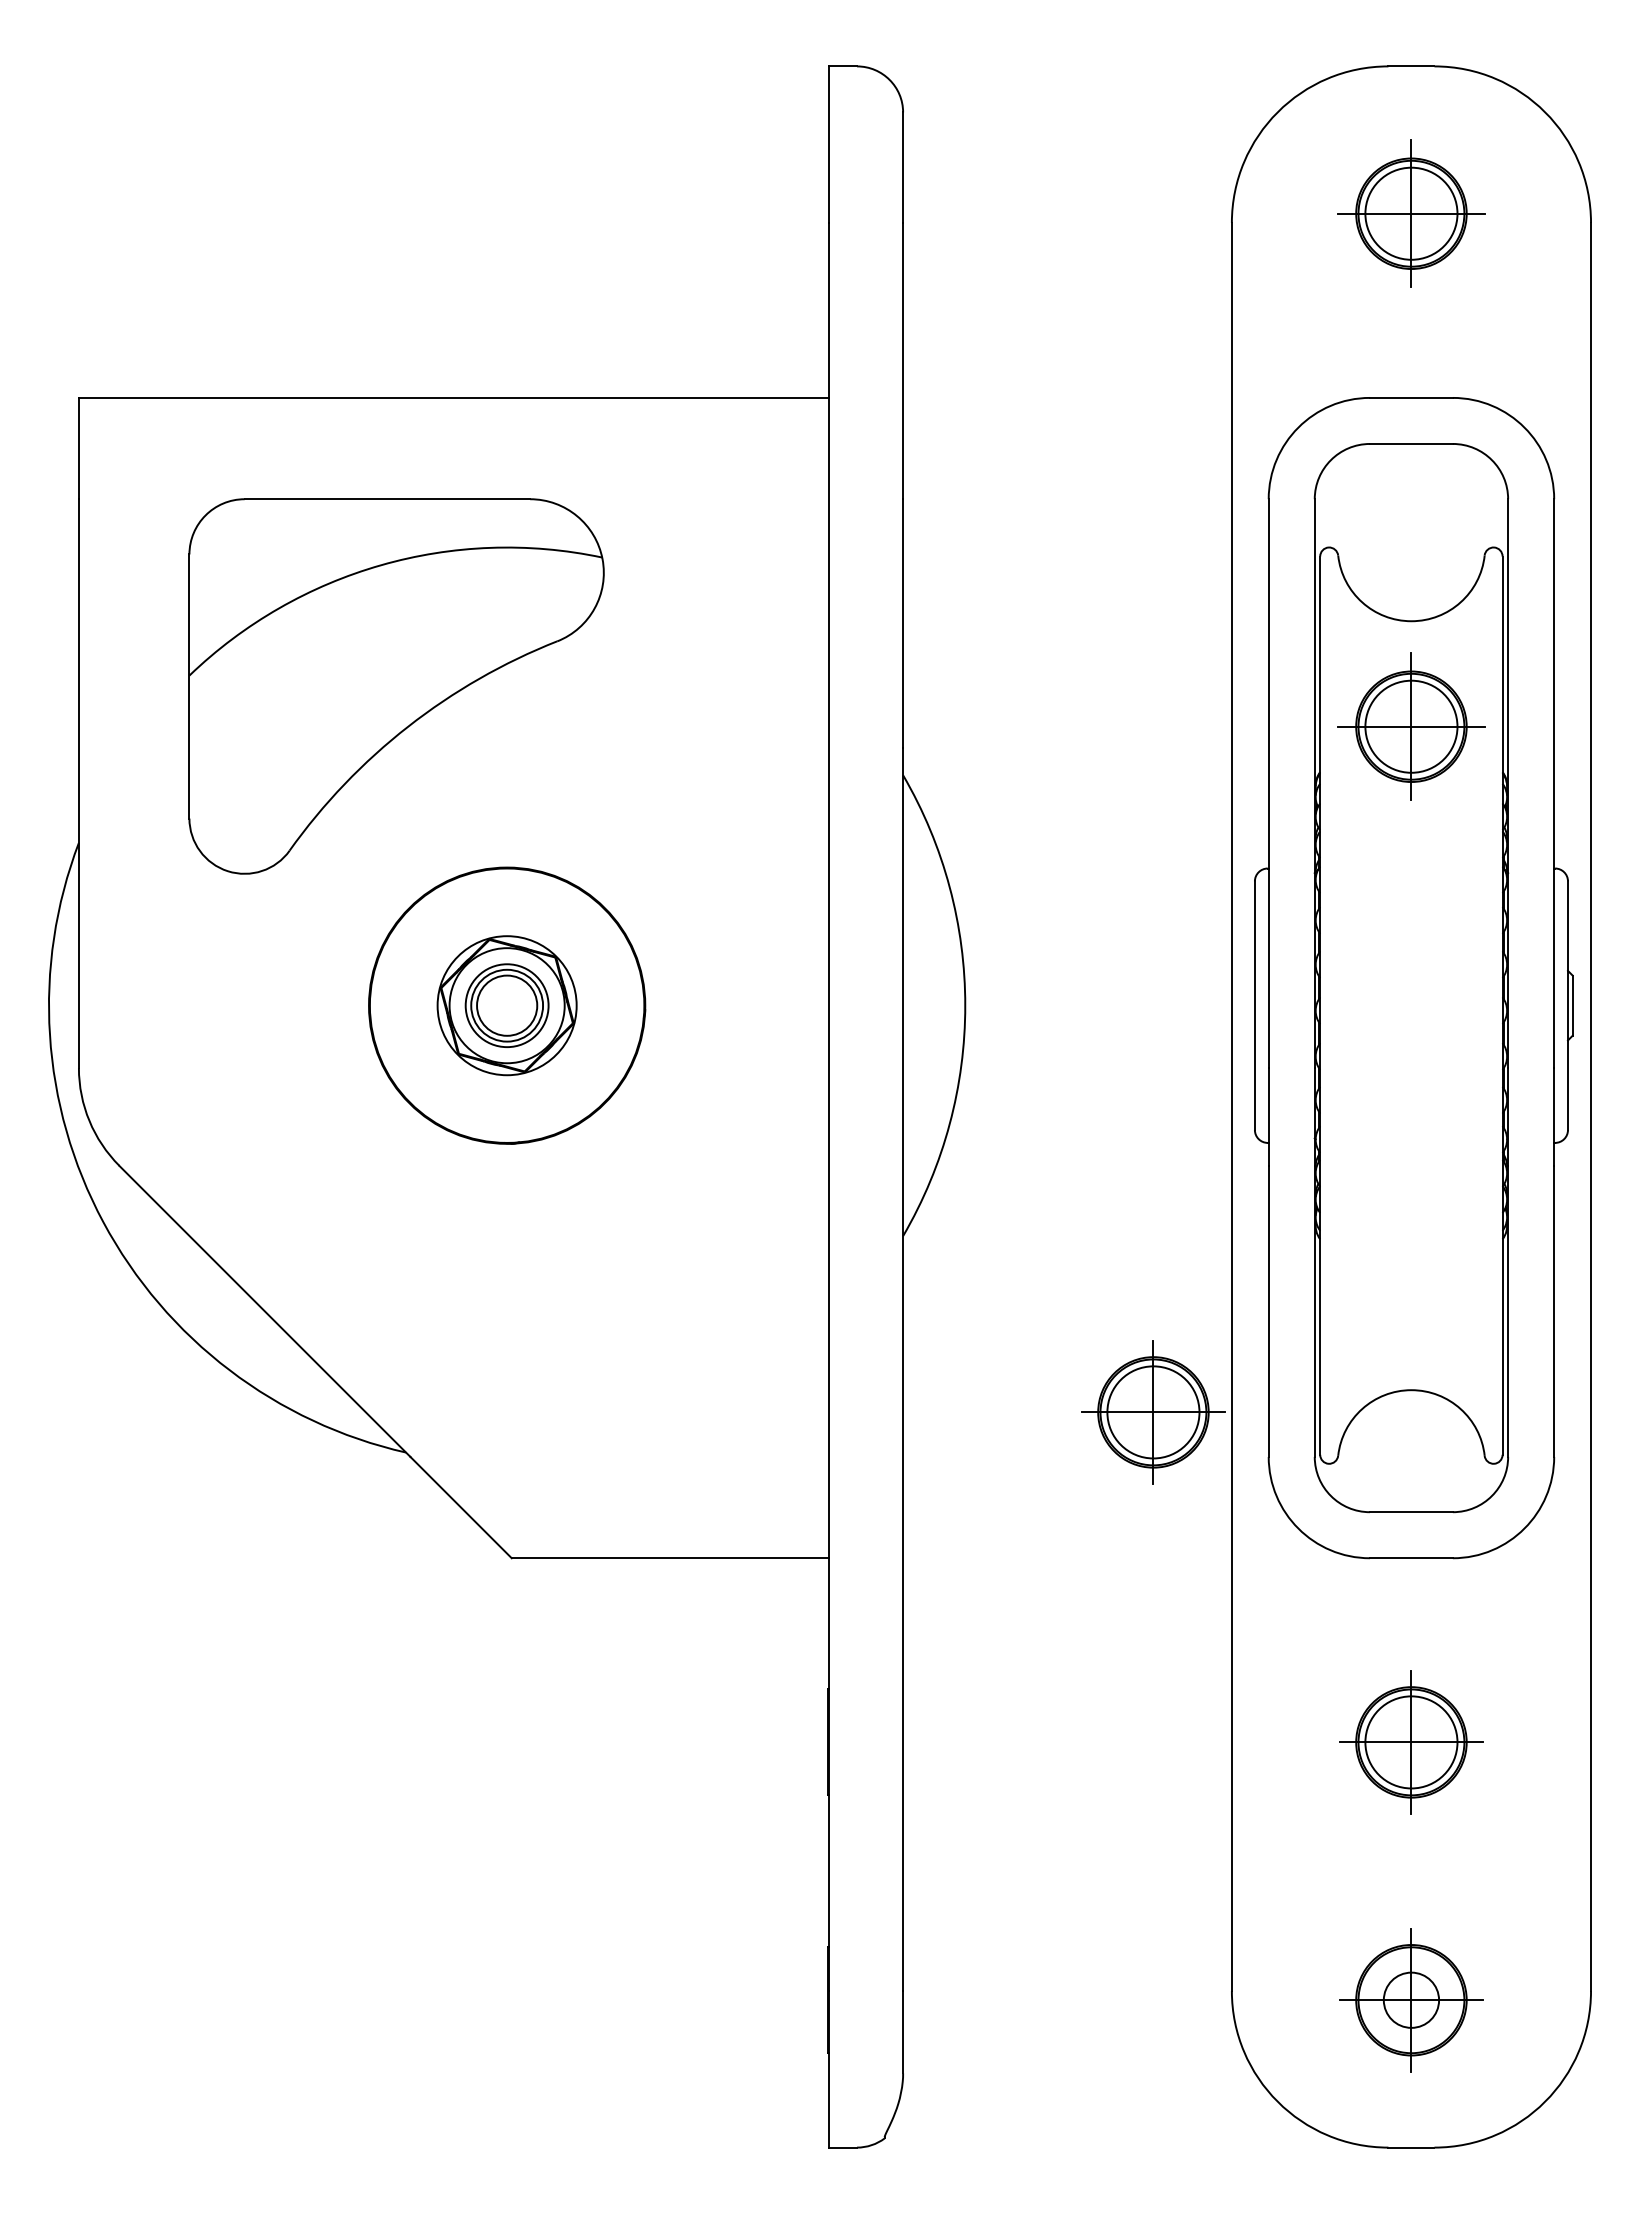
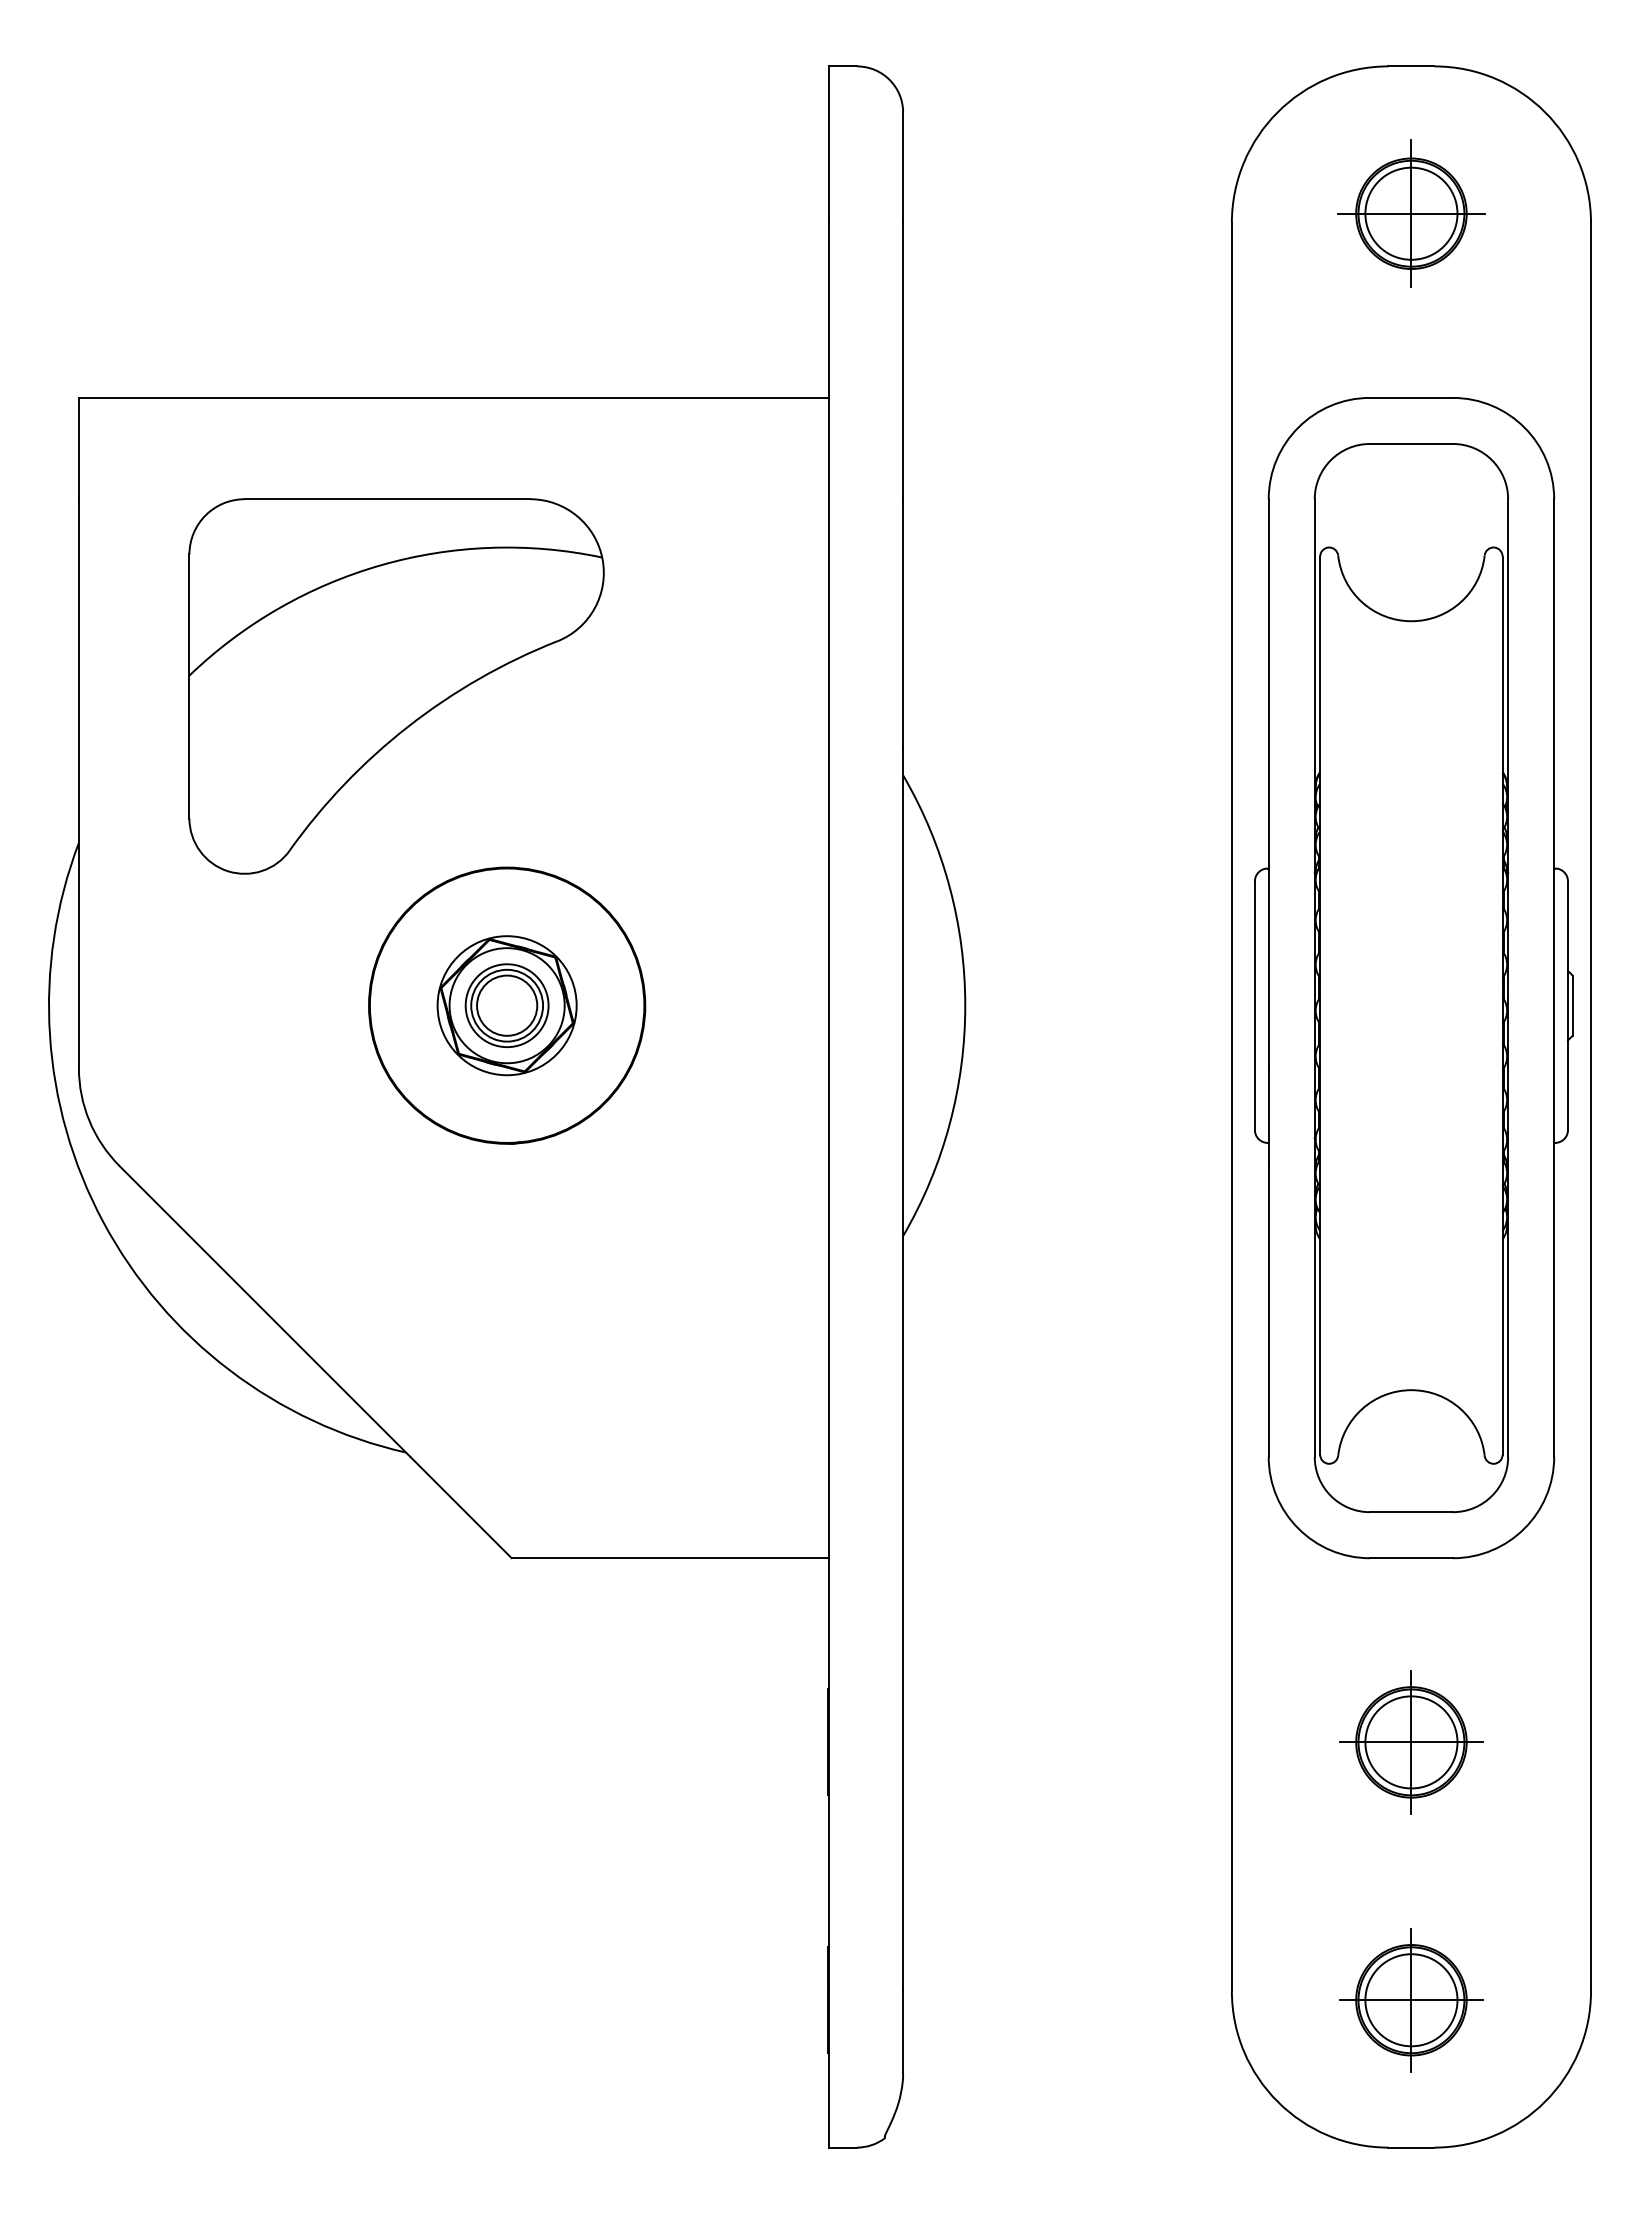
part: present -> none (1411, 726)
part: present -> none (1153, 1412)
circle diameter: 55 px -> 92 px (1411, 2000)
